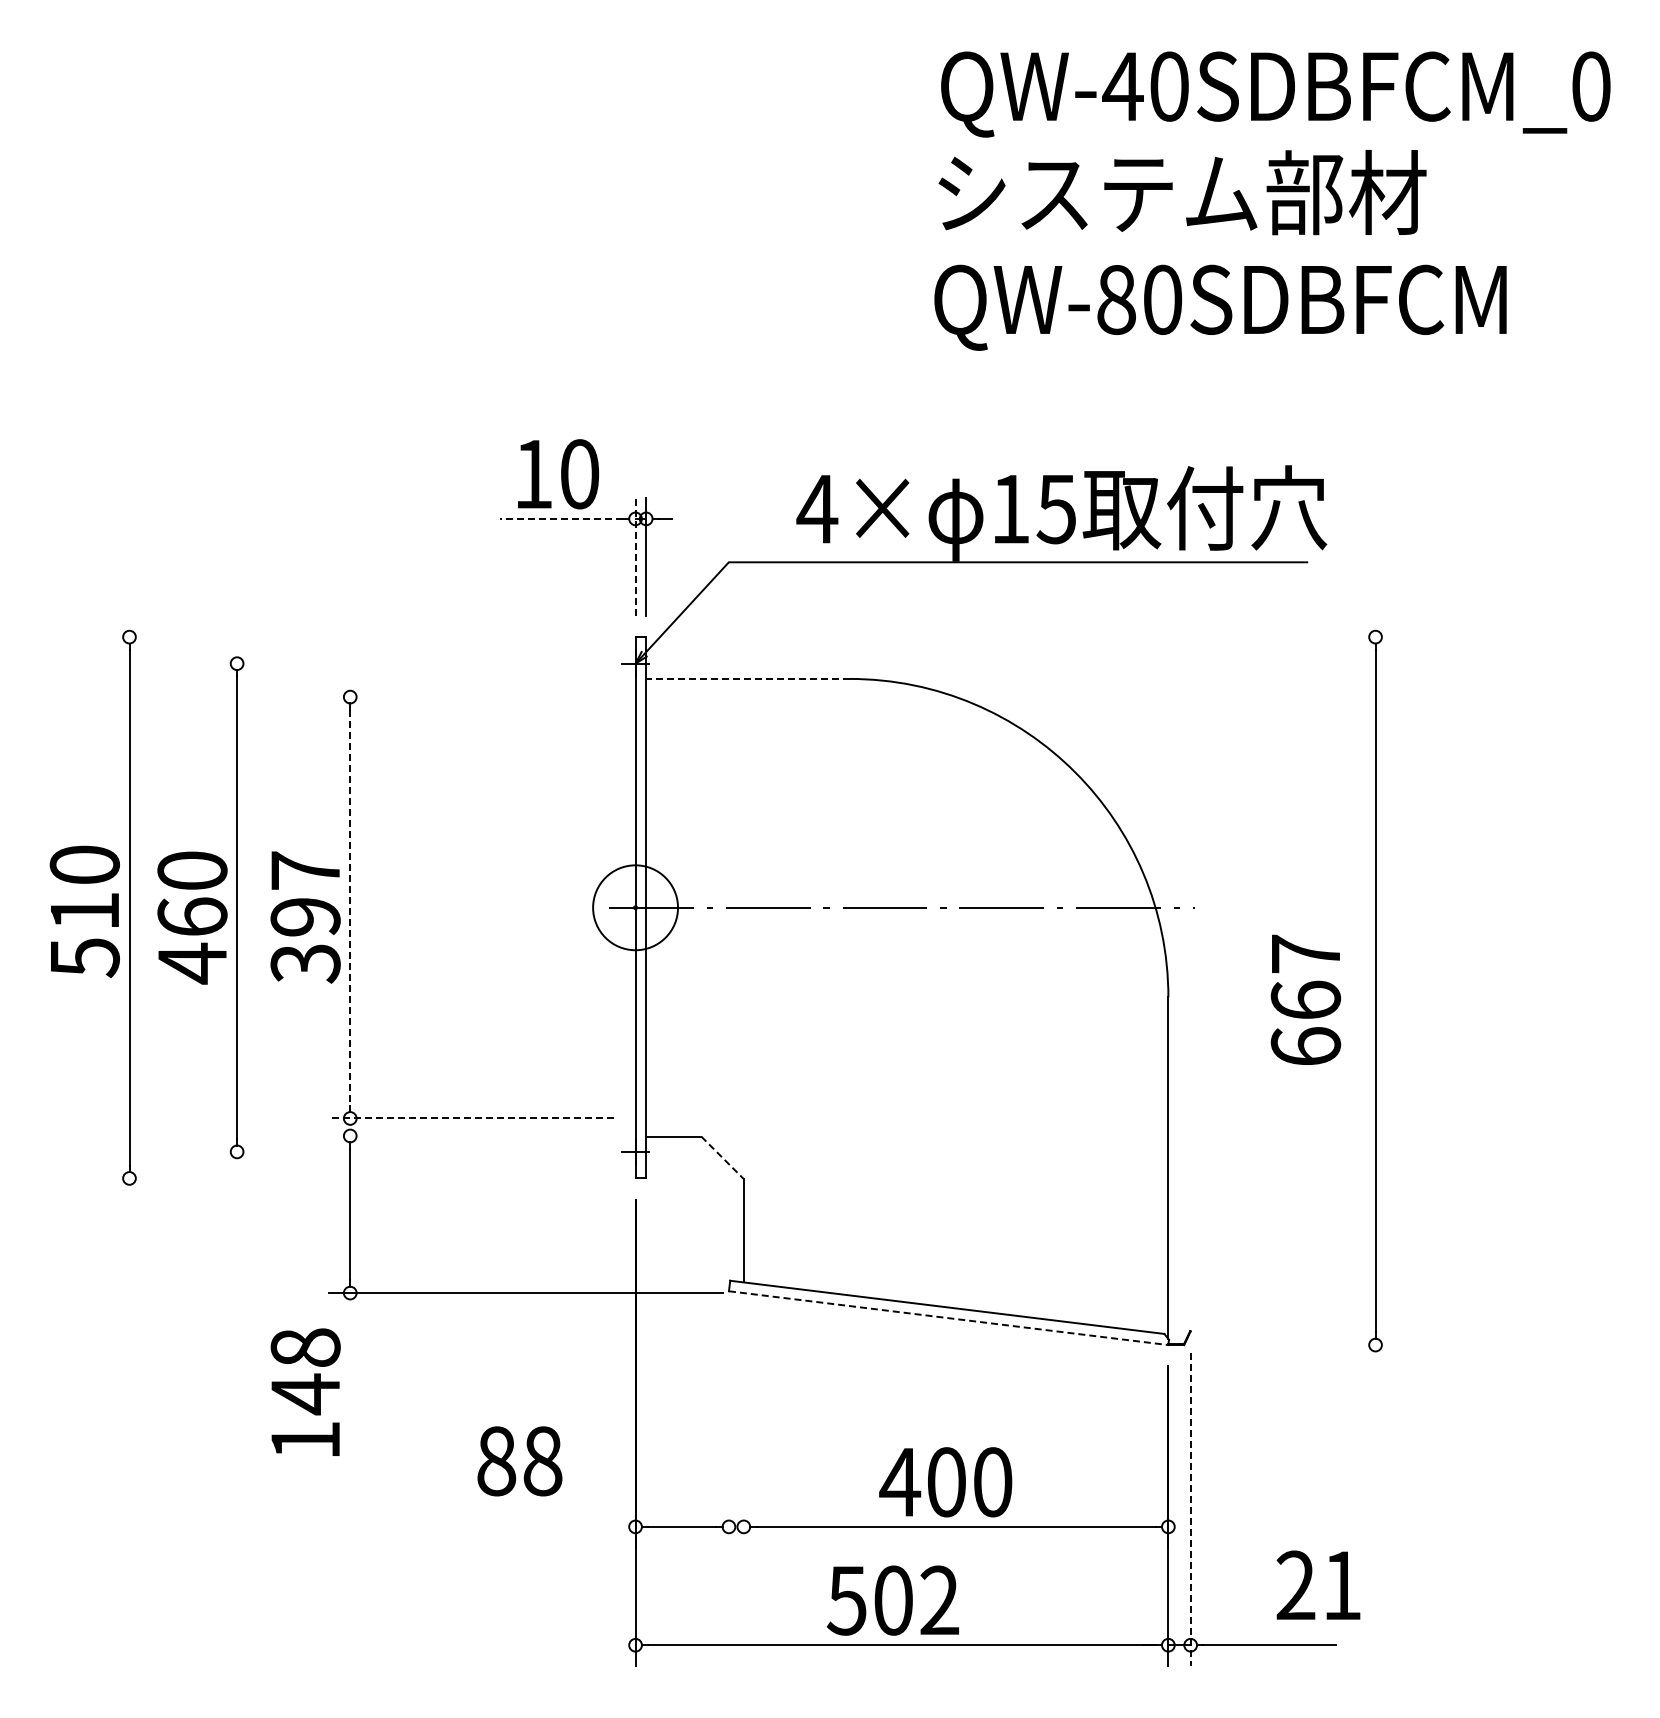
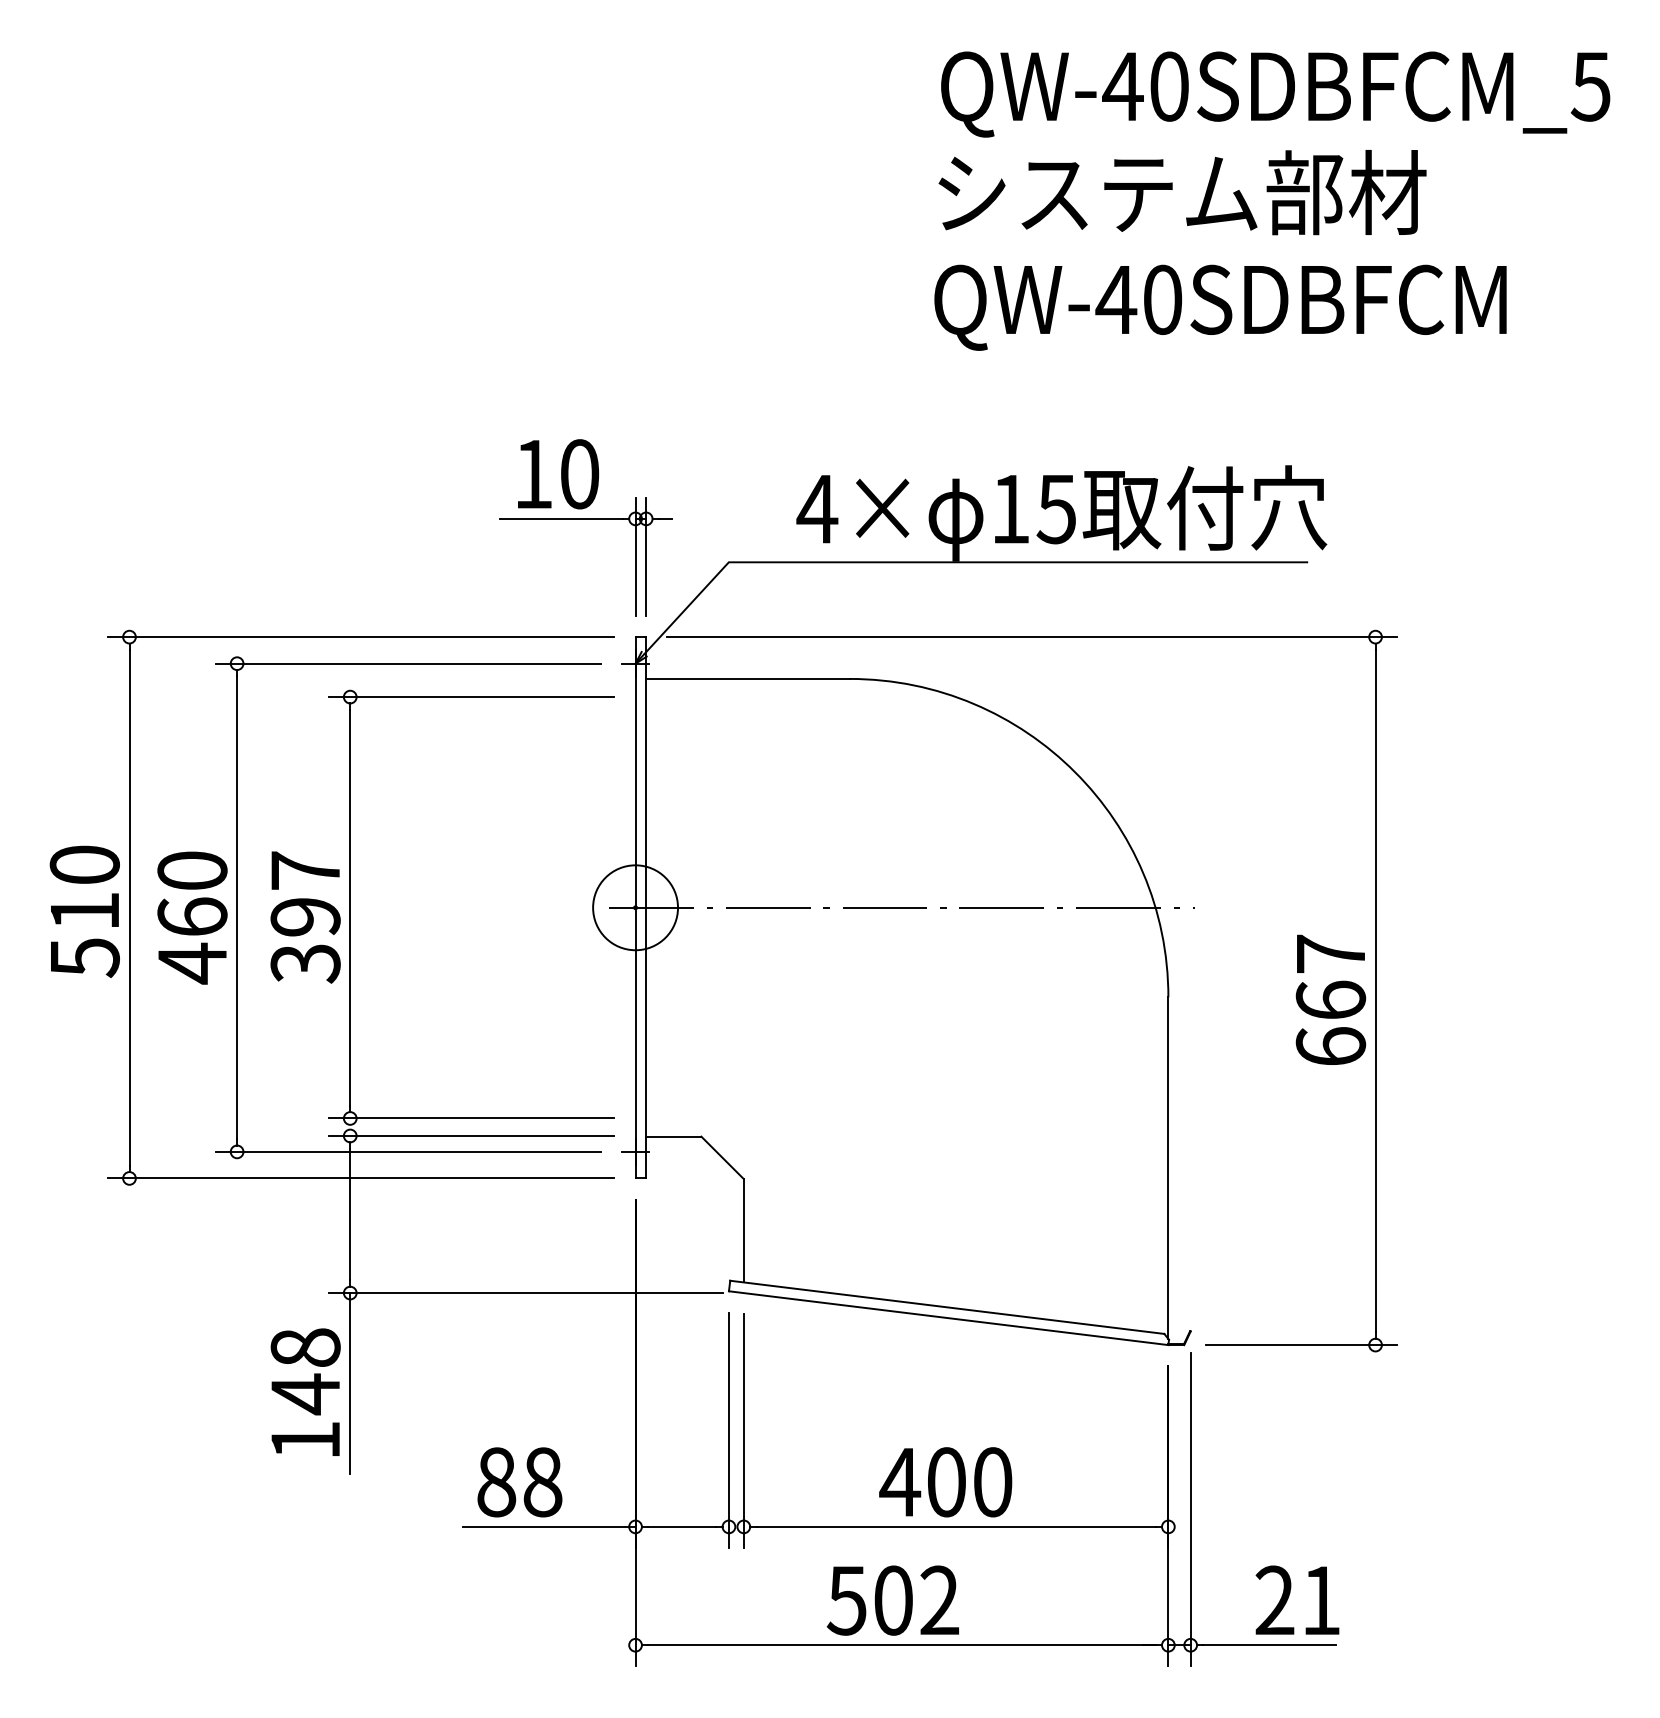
text: QW-40SDBFCM_0 -> QW-40SDBFCM_5 (1590, 86)
text: QW-80SDBFCM -> QW-40SDBFCM (1116, 299)
line: dashed -> solid (560, 518)
line: dashed -> solid (635, 556)
line: none -> present (361, 637)
line: none -> present (1031, 637)
line: none -> present (408, 663)
line: dashed -> solid (748, 678)
line: none -> present (471, 697)
line: dashed -> solid (350, 907)
text position: (1305, 999) -> (1330, 999) (1330, 999)
line: dashed -> solid (471, 1118)
line: none -> present (471, 1135)
line: none -> present (408, 1151)
line: dashed -> solid (722, 1158)
line: none -> present (361, 1178)
line: dashed -> solid (949, 1318)
line: none -> present (1300, 1345)
line: none -> present (350, 1383)
line: none -> present (728, 1430)
line: none -> present (743, 1431)
text position: (519, 1461) -> (519, 1482) (519, 1482)
line: dashed -> solid (1190, 1509)
line: none -> present (549, 1526)
text position: (1318, 1584) -> (1297, 1599) (1297, 1599)
